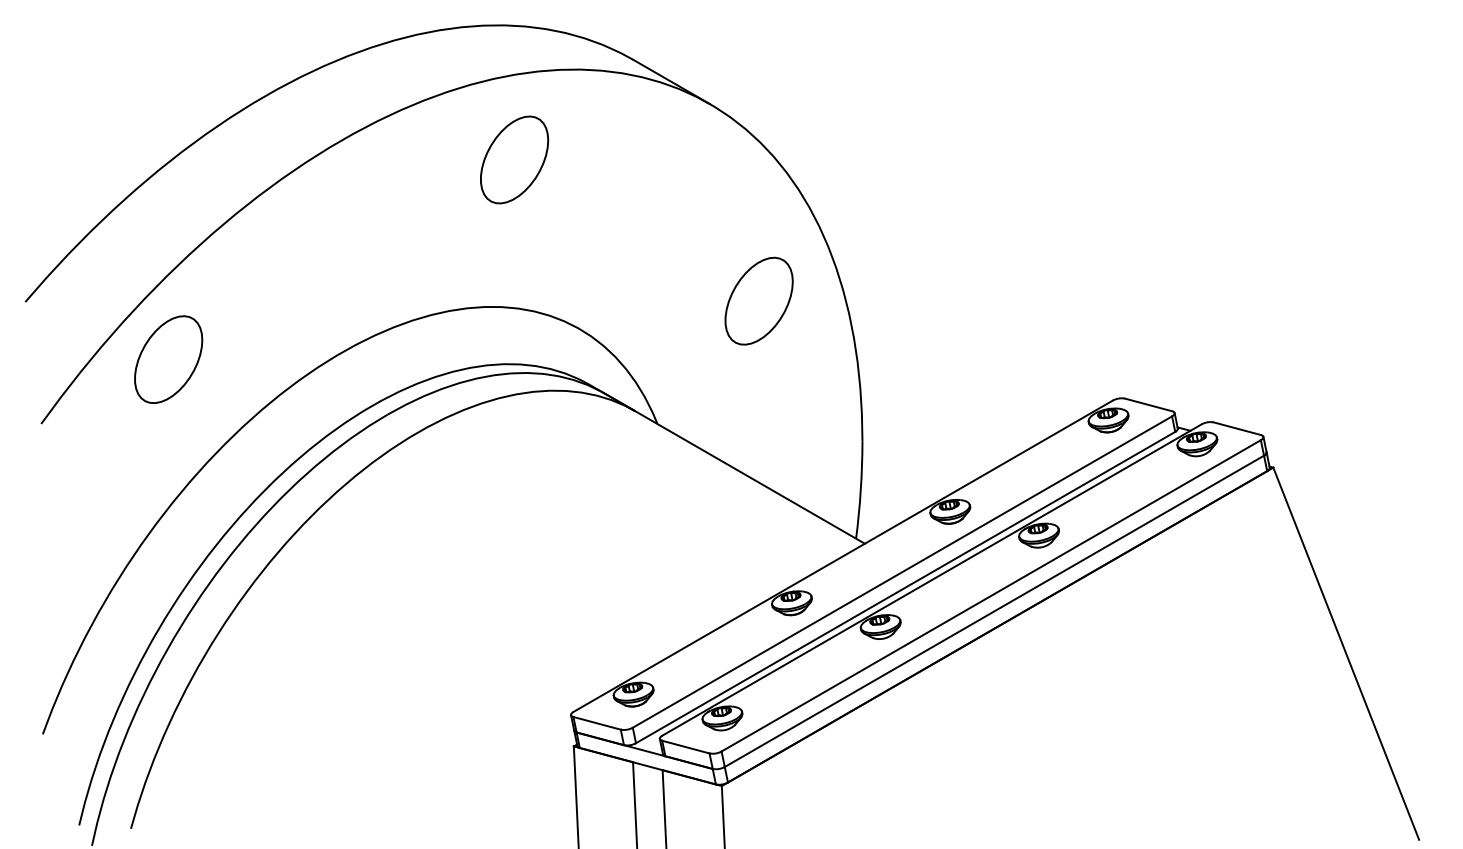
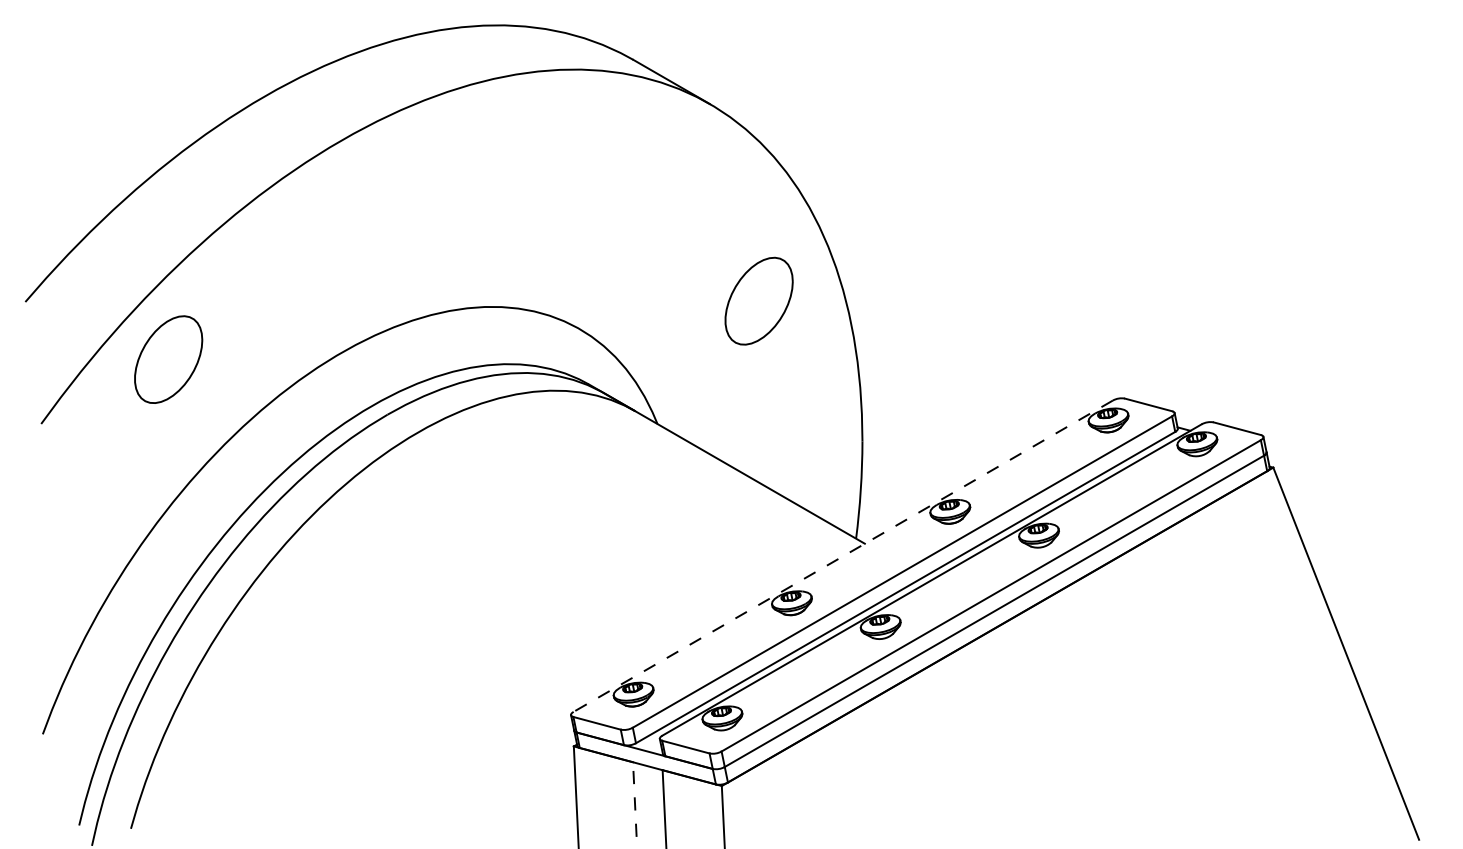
part: present -> none (514, 159)
line: solid -> dashed (842, 556)
line: solid -> dashed (635, 805)
